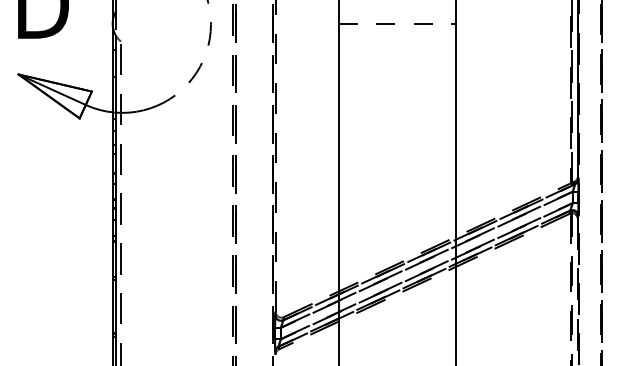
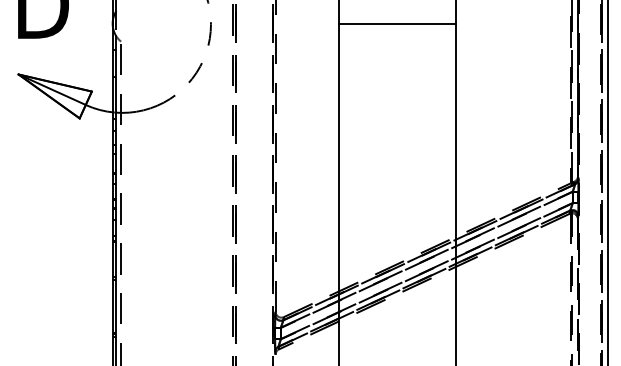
line: dashed -> solid (397, 23)
line: none -> present (608, 182)
